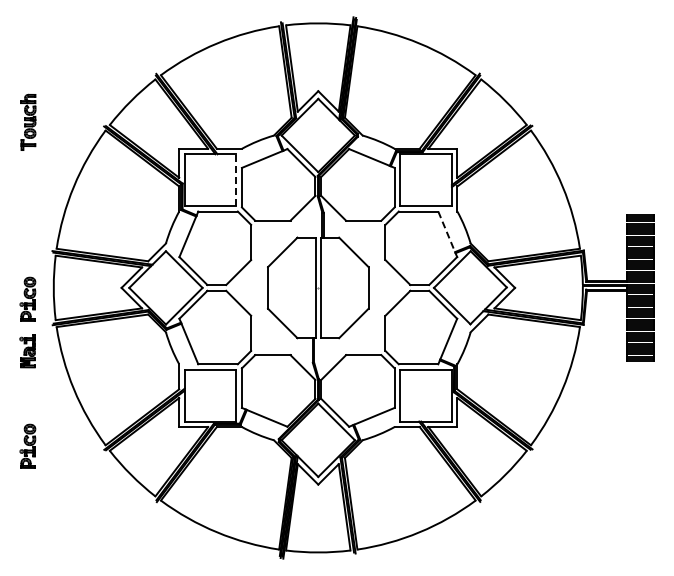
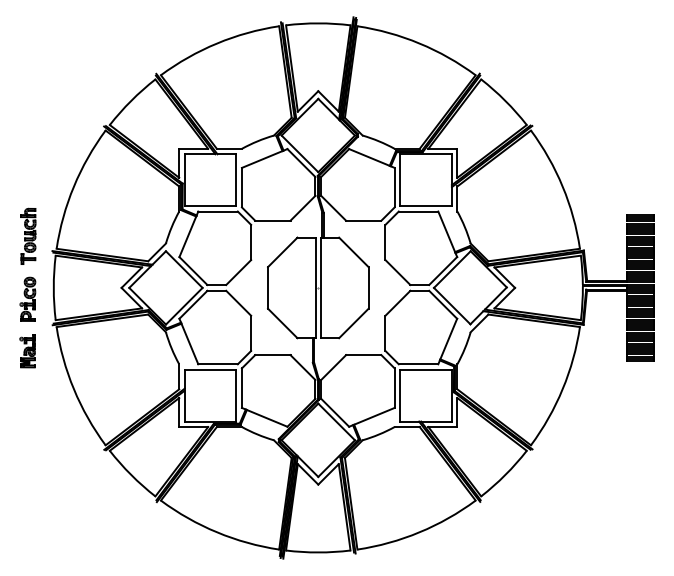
part position: (28, 121) -> (28, 235) (28, 235)
line: dashed -> solid (236, 180)
line: dashed -> solid (446, 231)
part: present -> none (27, 445)
